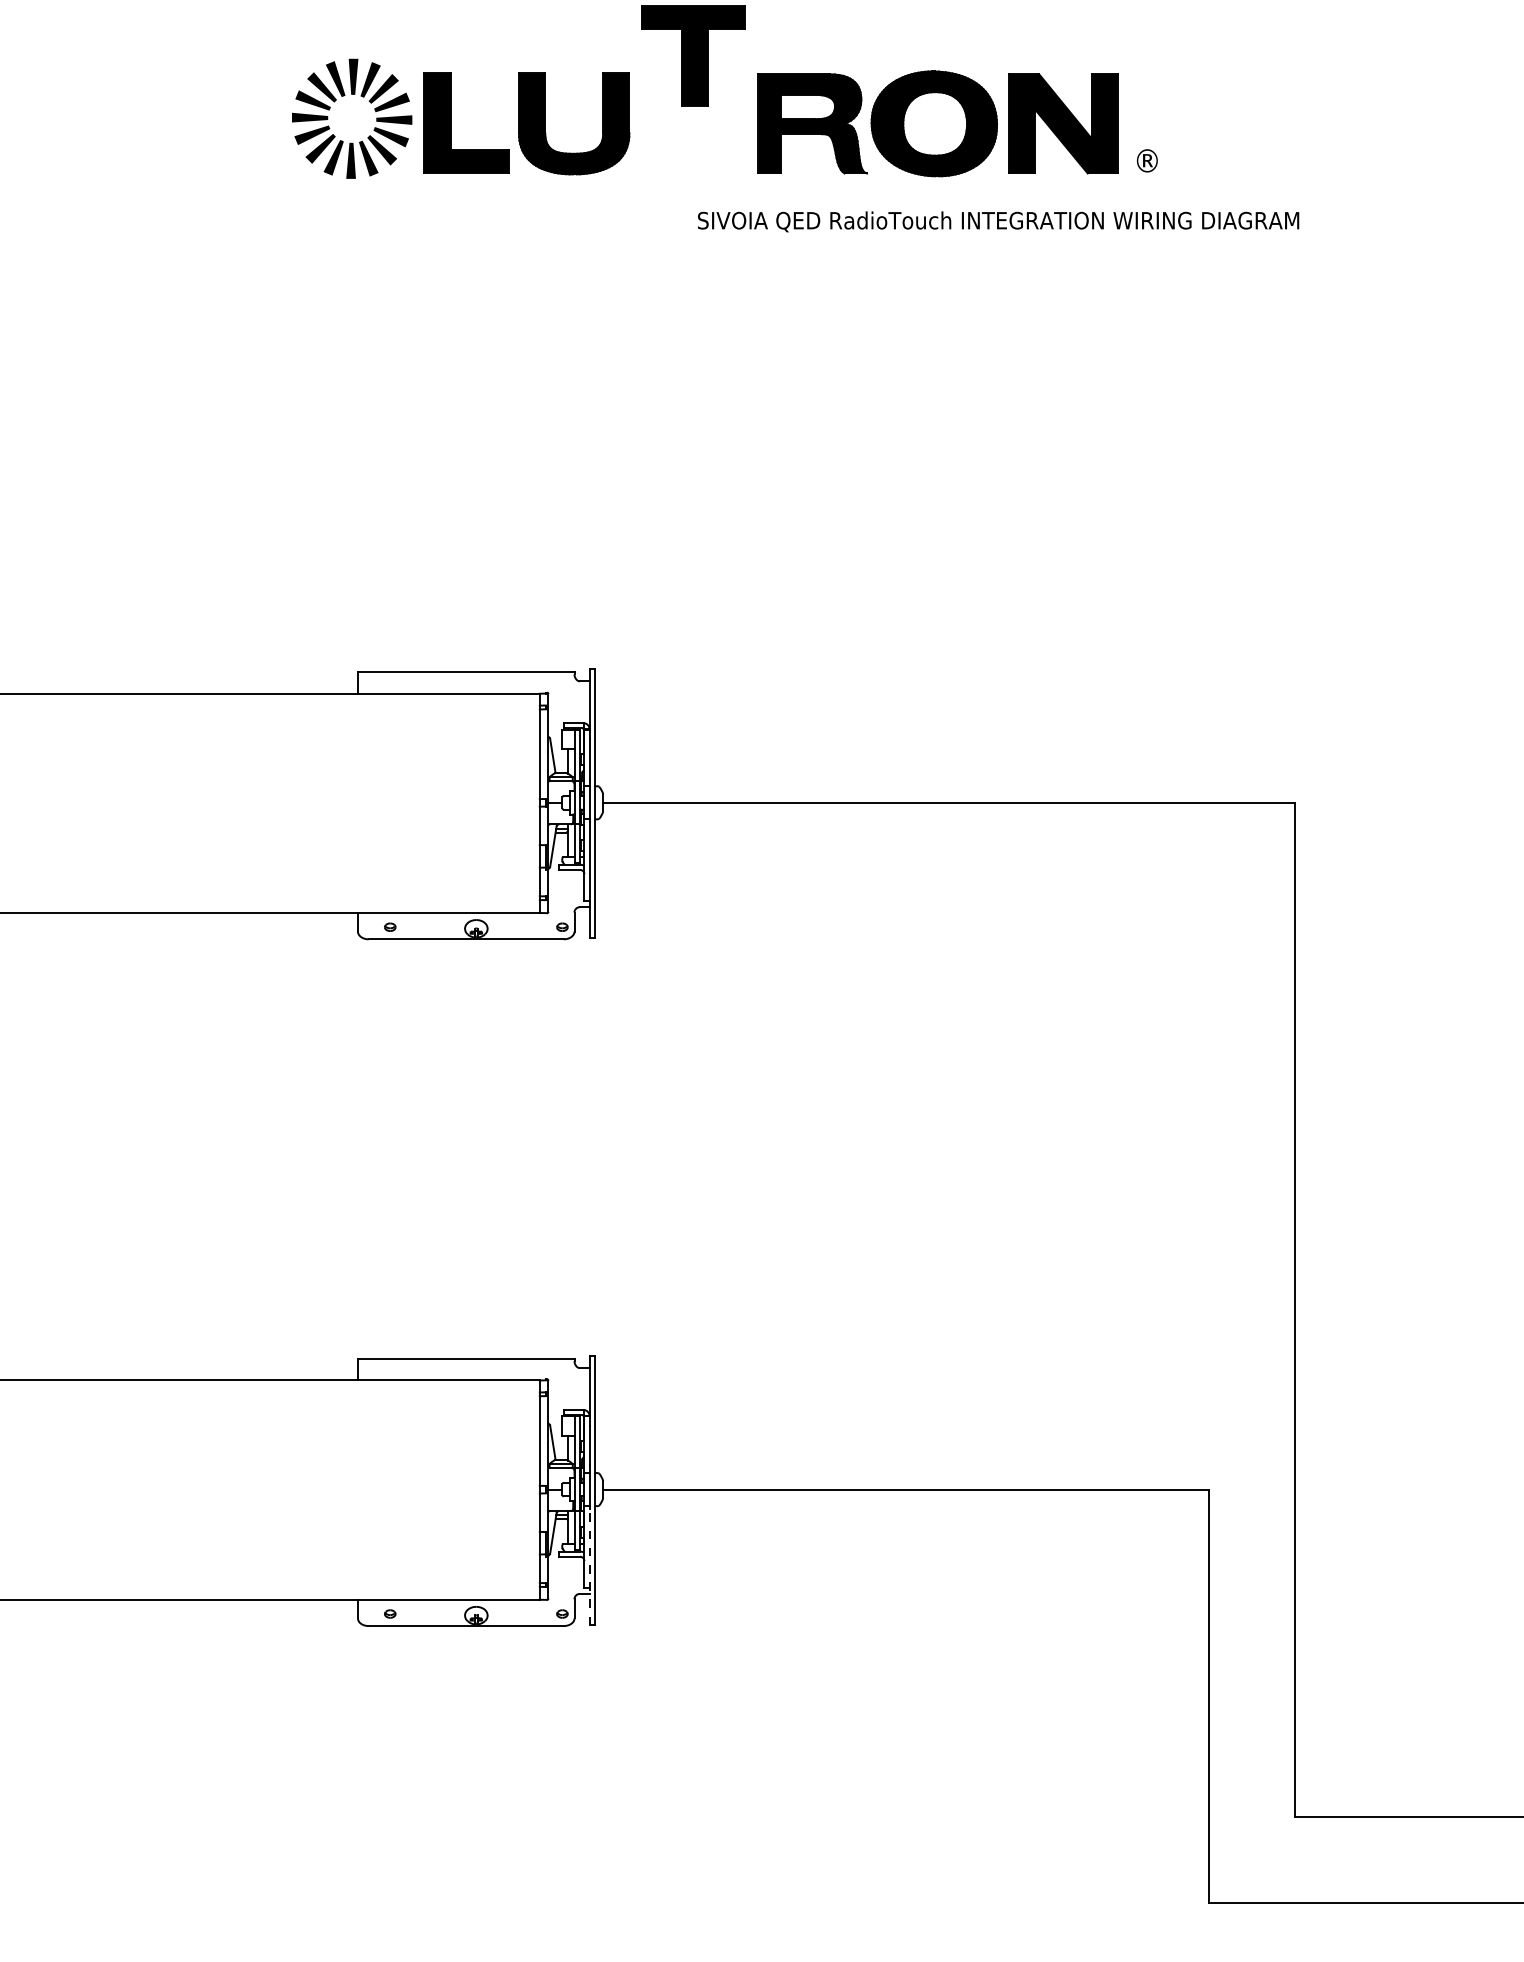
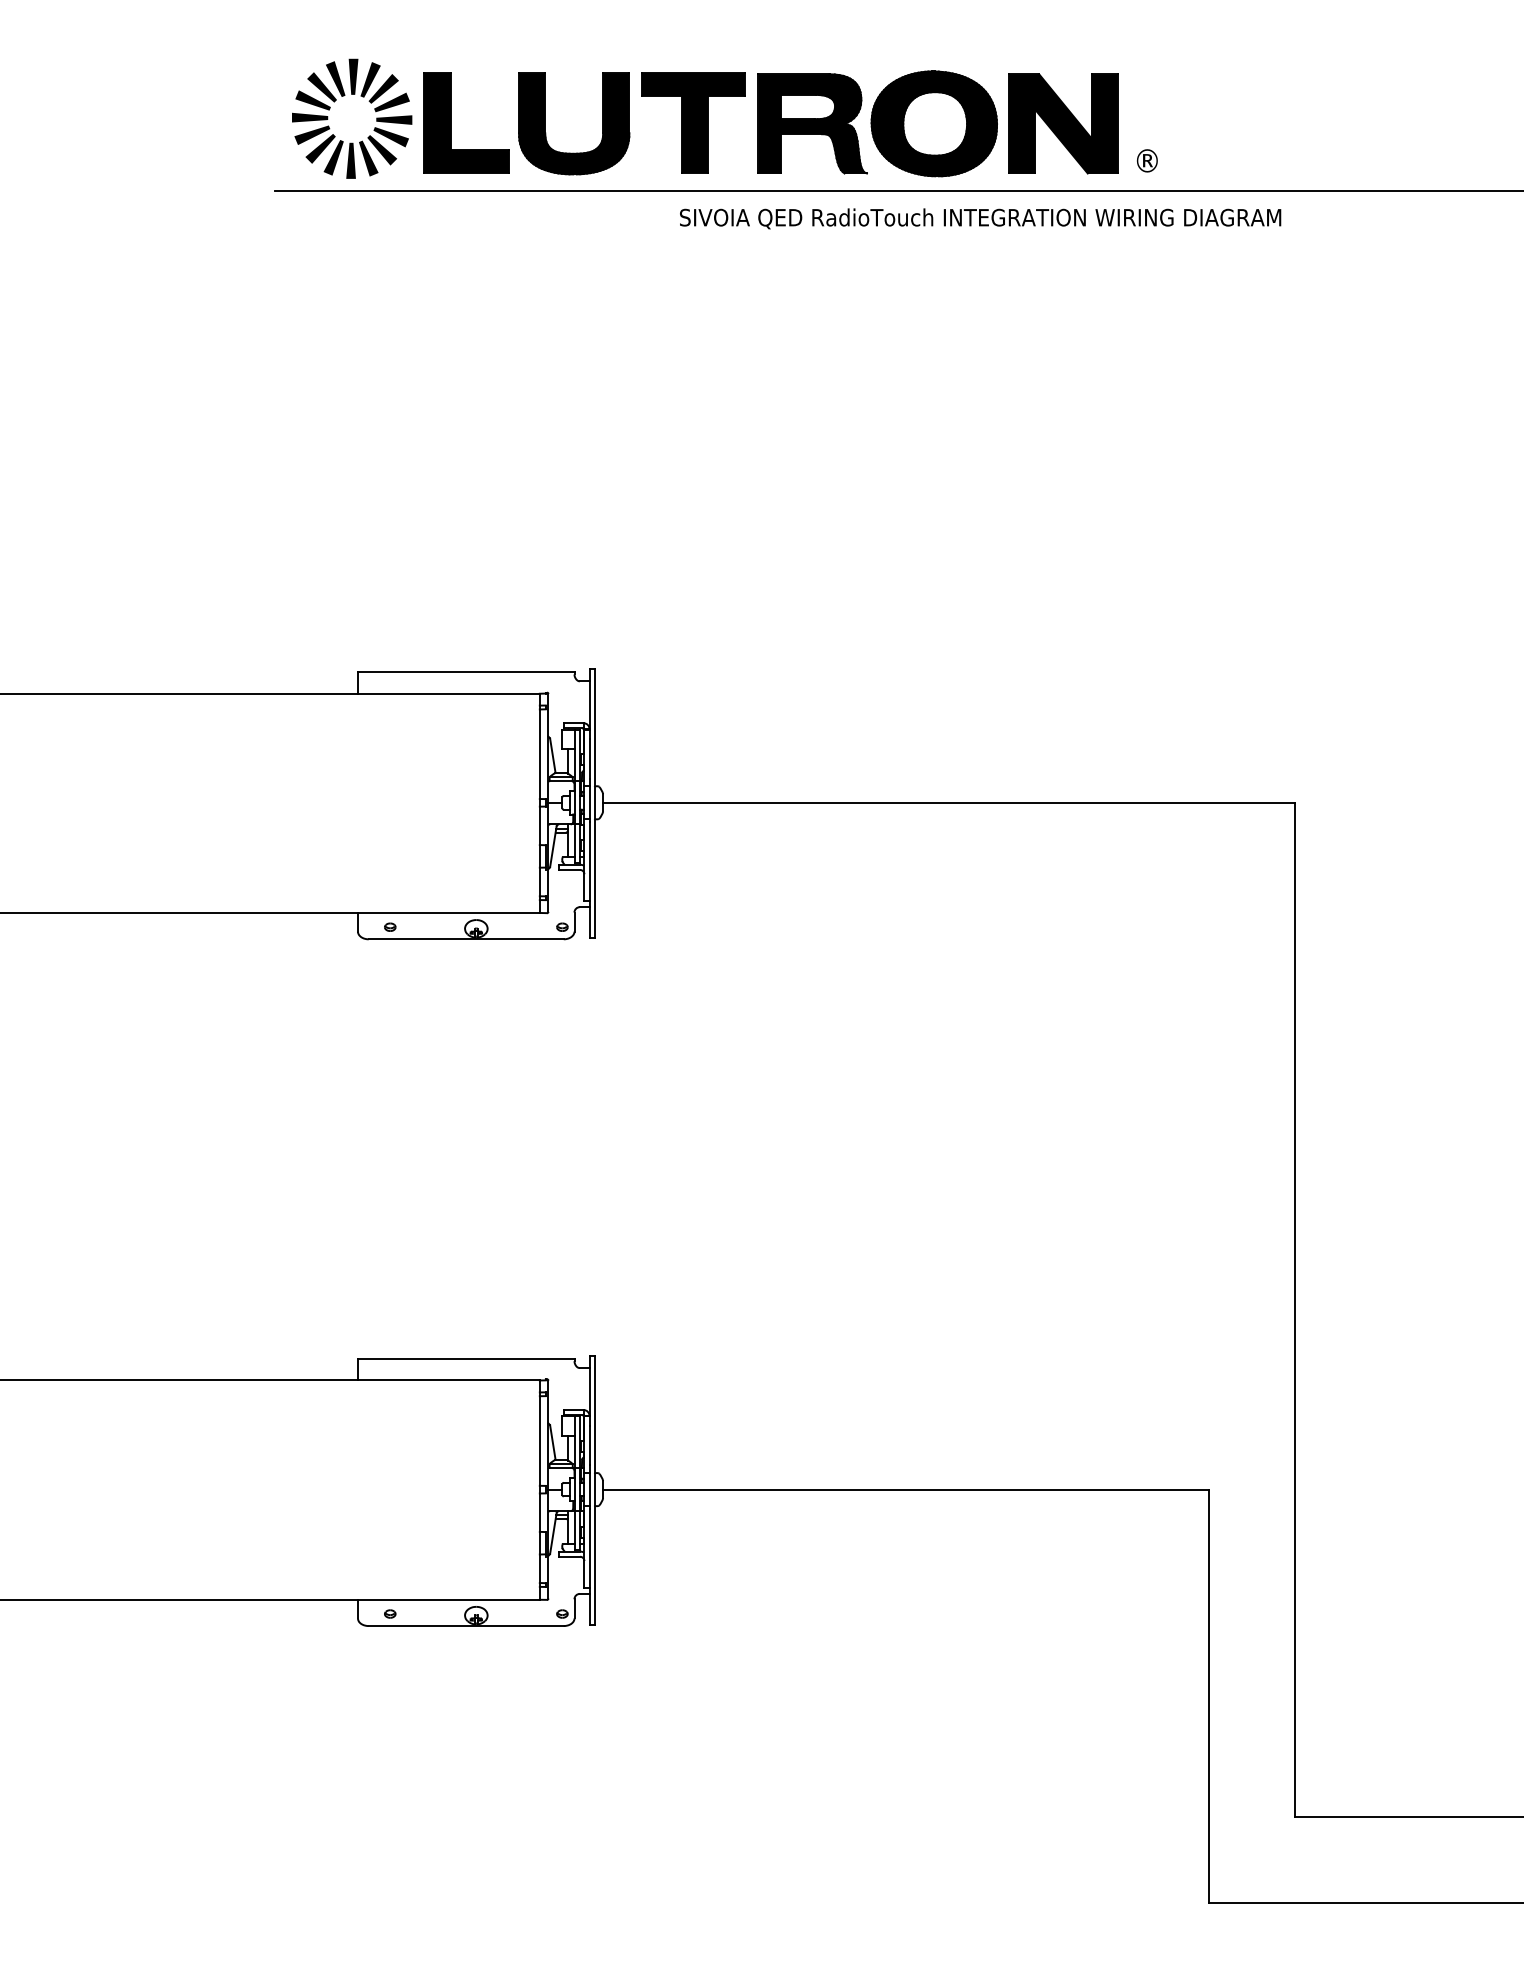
part position: (693, 55) -> (693, 122) (693, 122)
line: none -> present (897, 190)
text position: (998, 221) -> (980, 218) (980, 218)
line: dashed -> solid (589, 1566)
